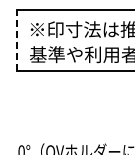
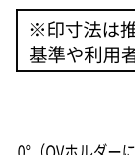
line: dashed -> solid (17, 40)
